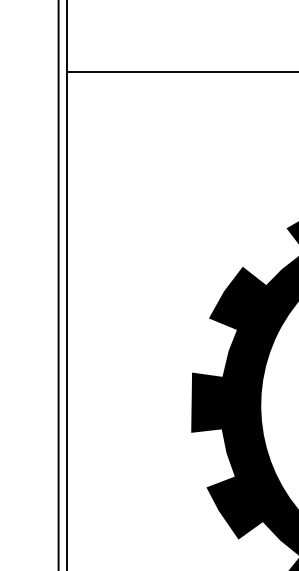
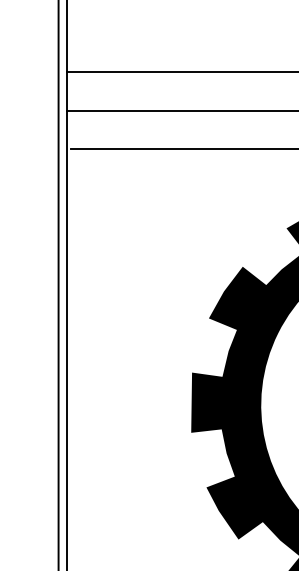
line: none -> present (181, 110)
line: none -> present (182, 149)
